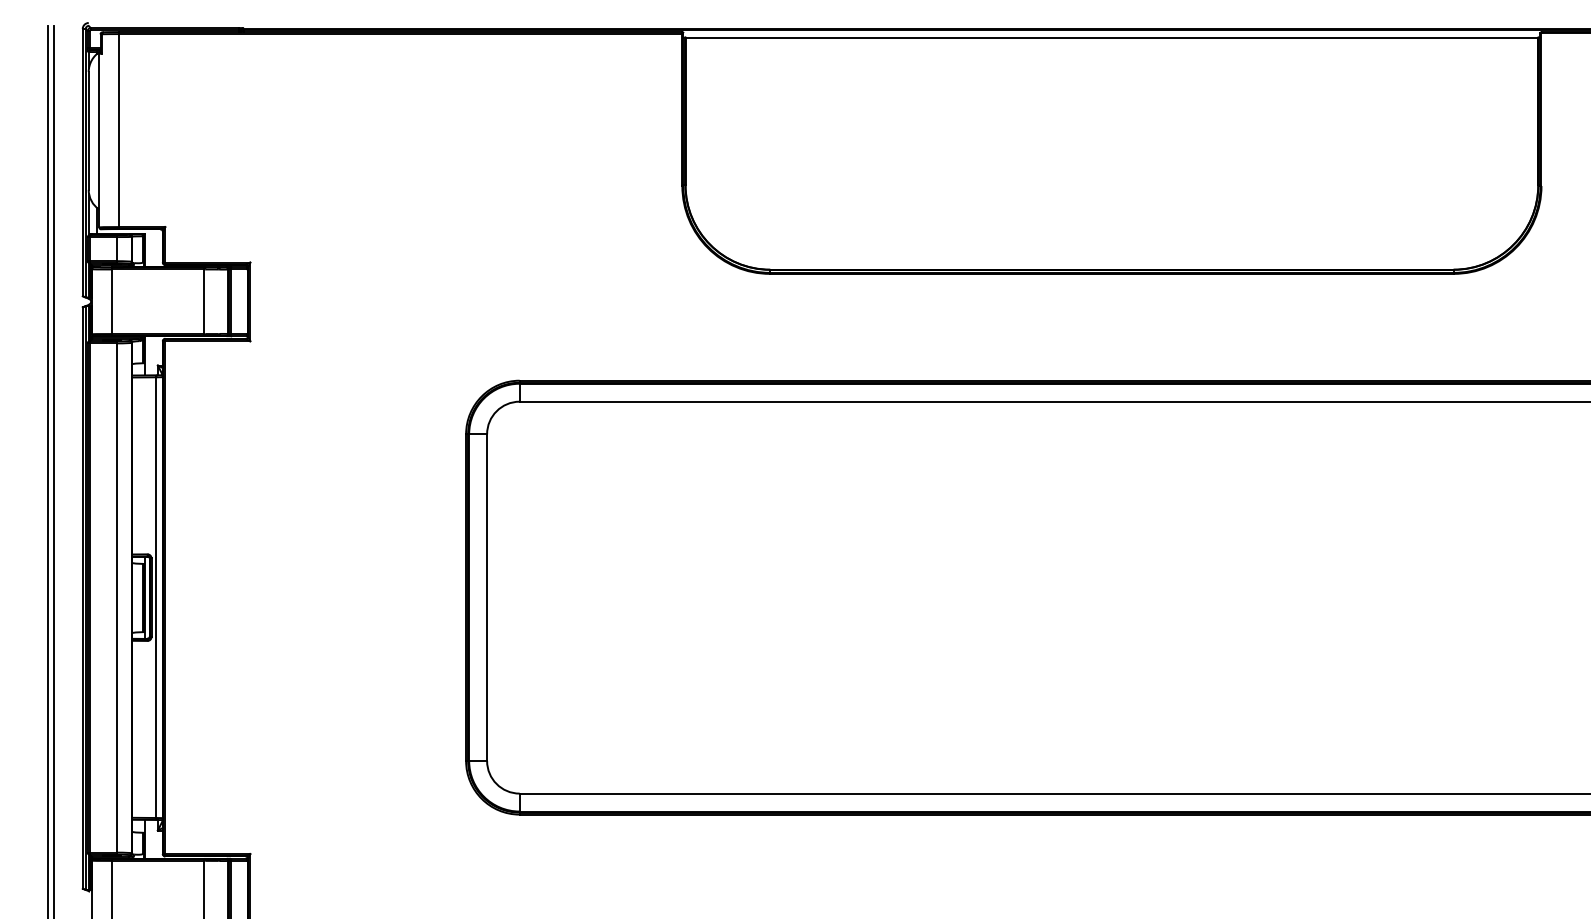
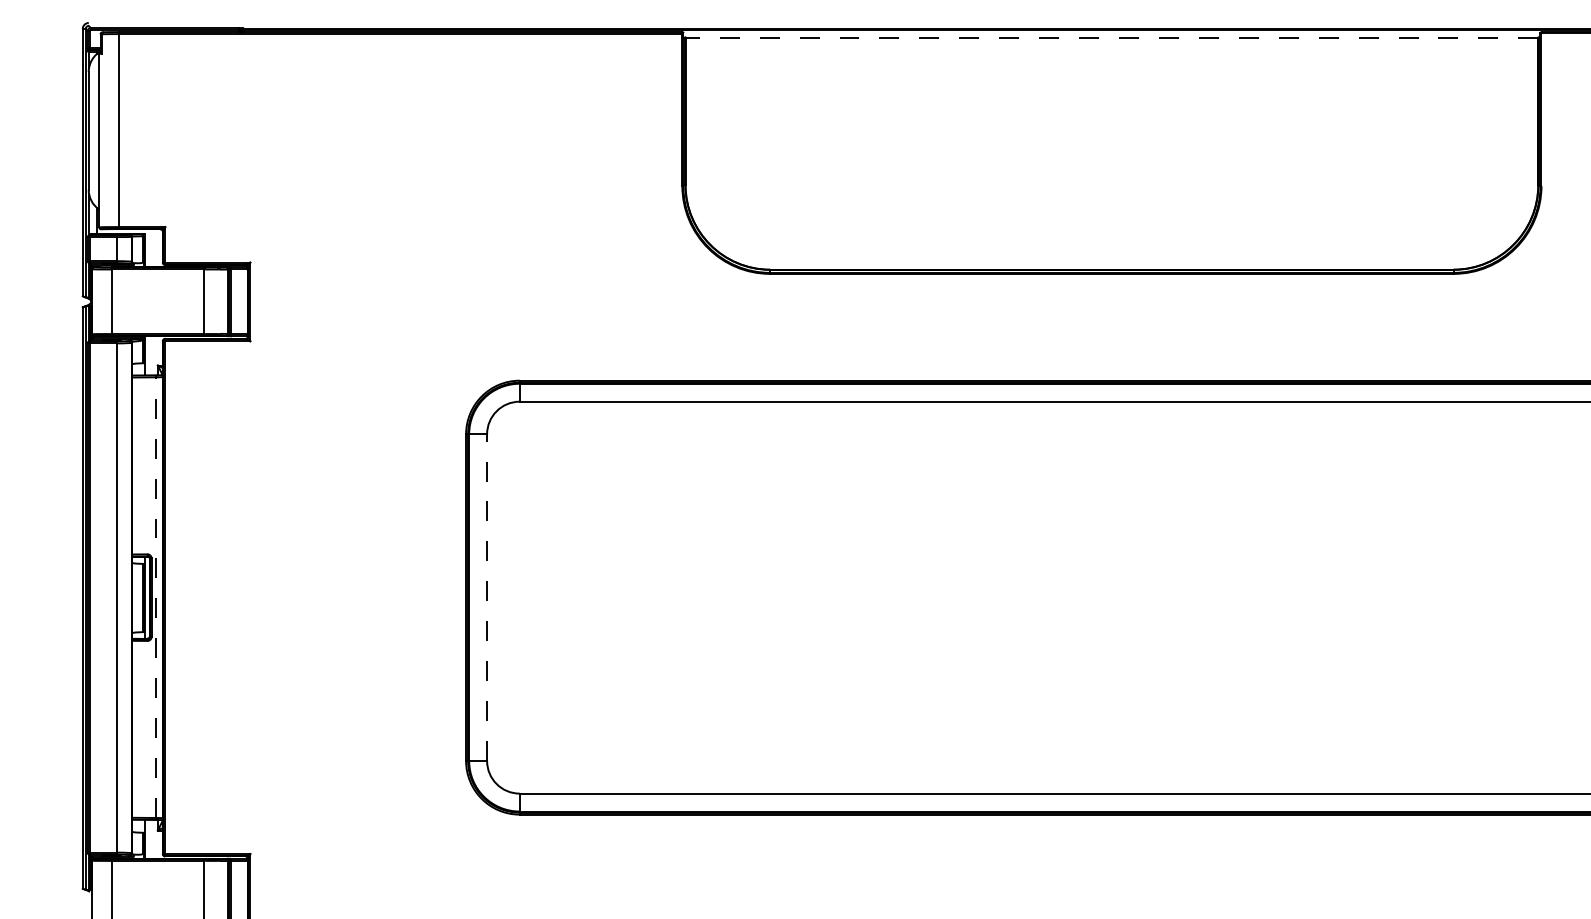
line: solid -> dashed (1111, 37)
line: present -> none (47, 470)
line: present -> none (53, 470)
line: solid -> dashed (156, 597)
line: solid -> dashed (487, 597)
